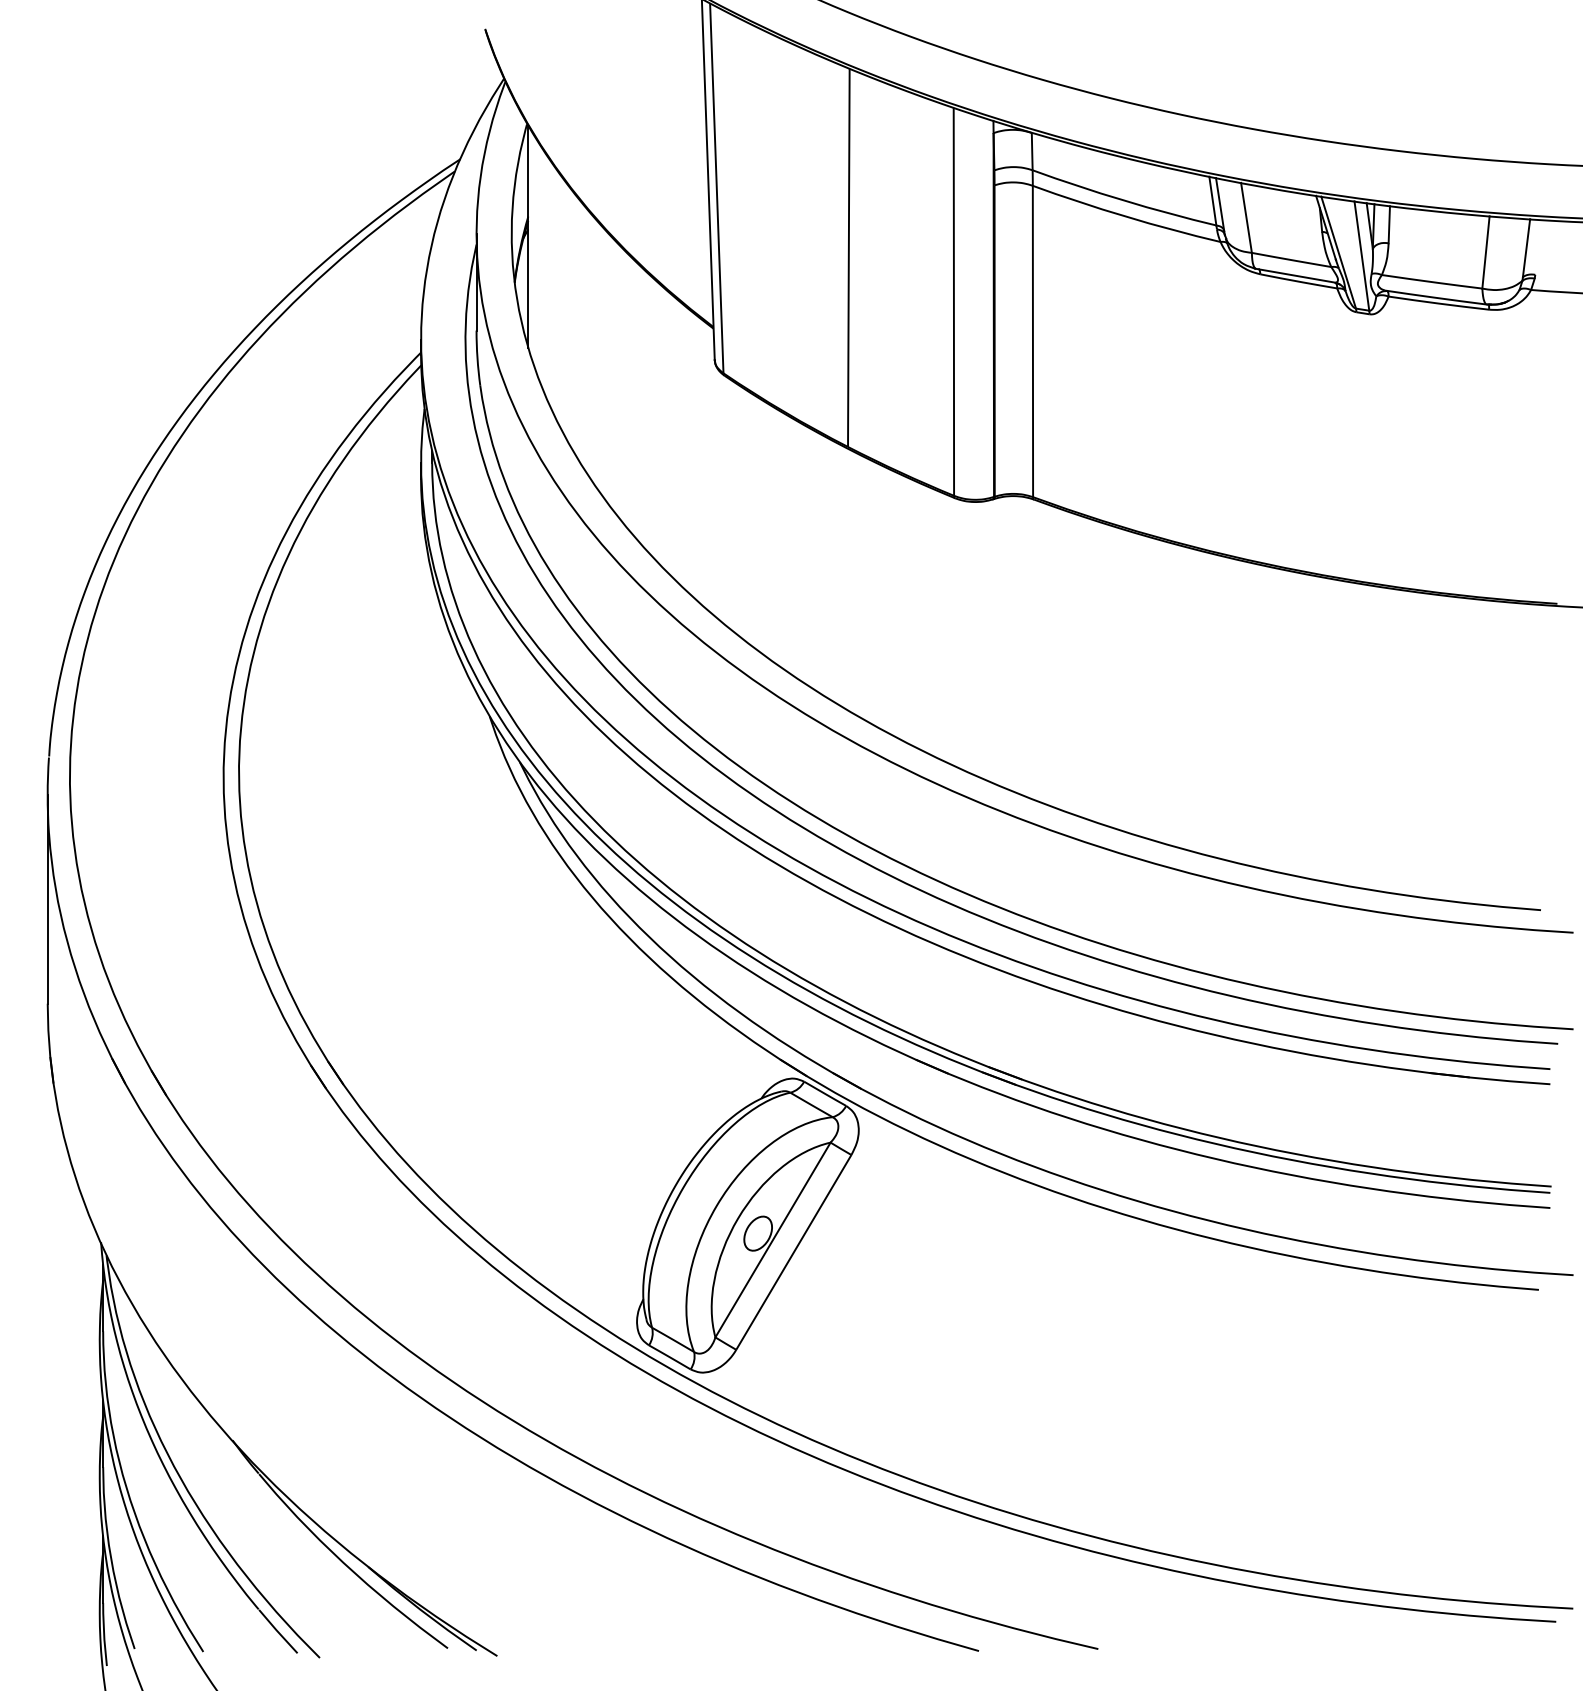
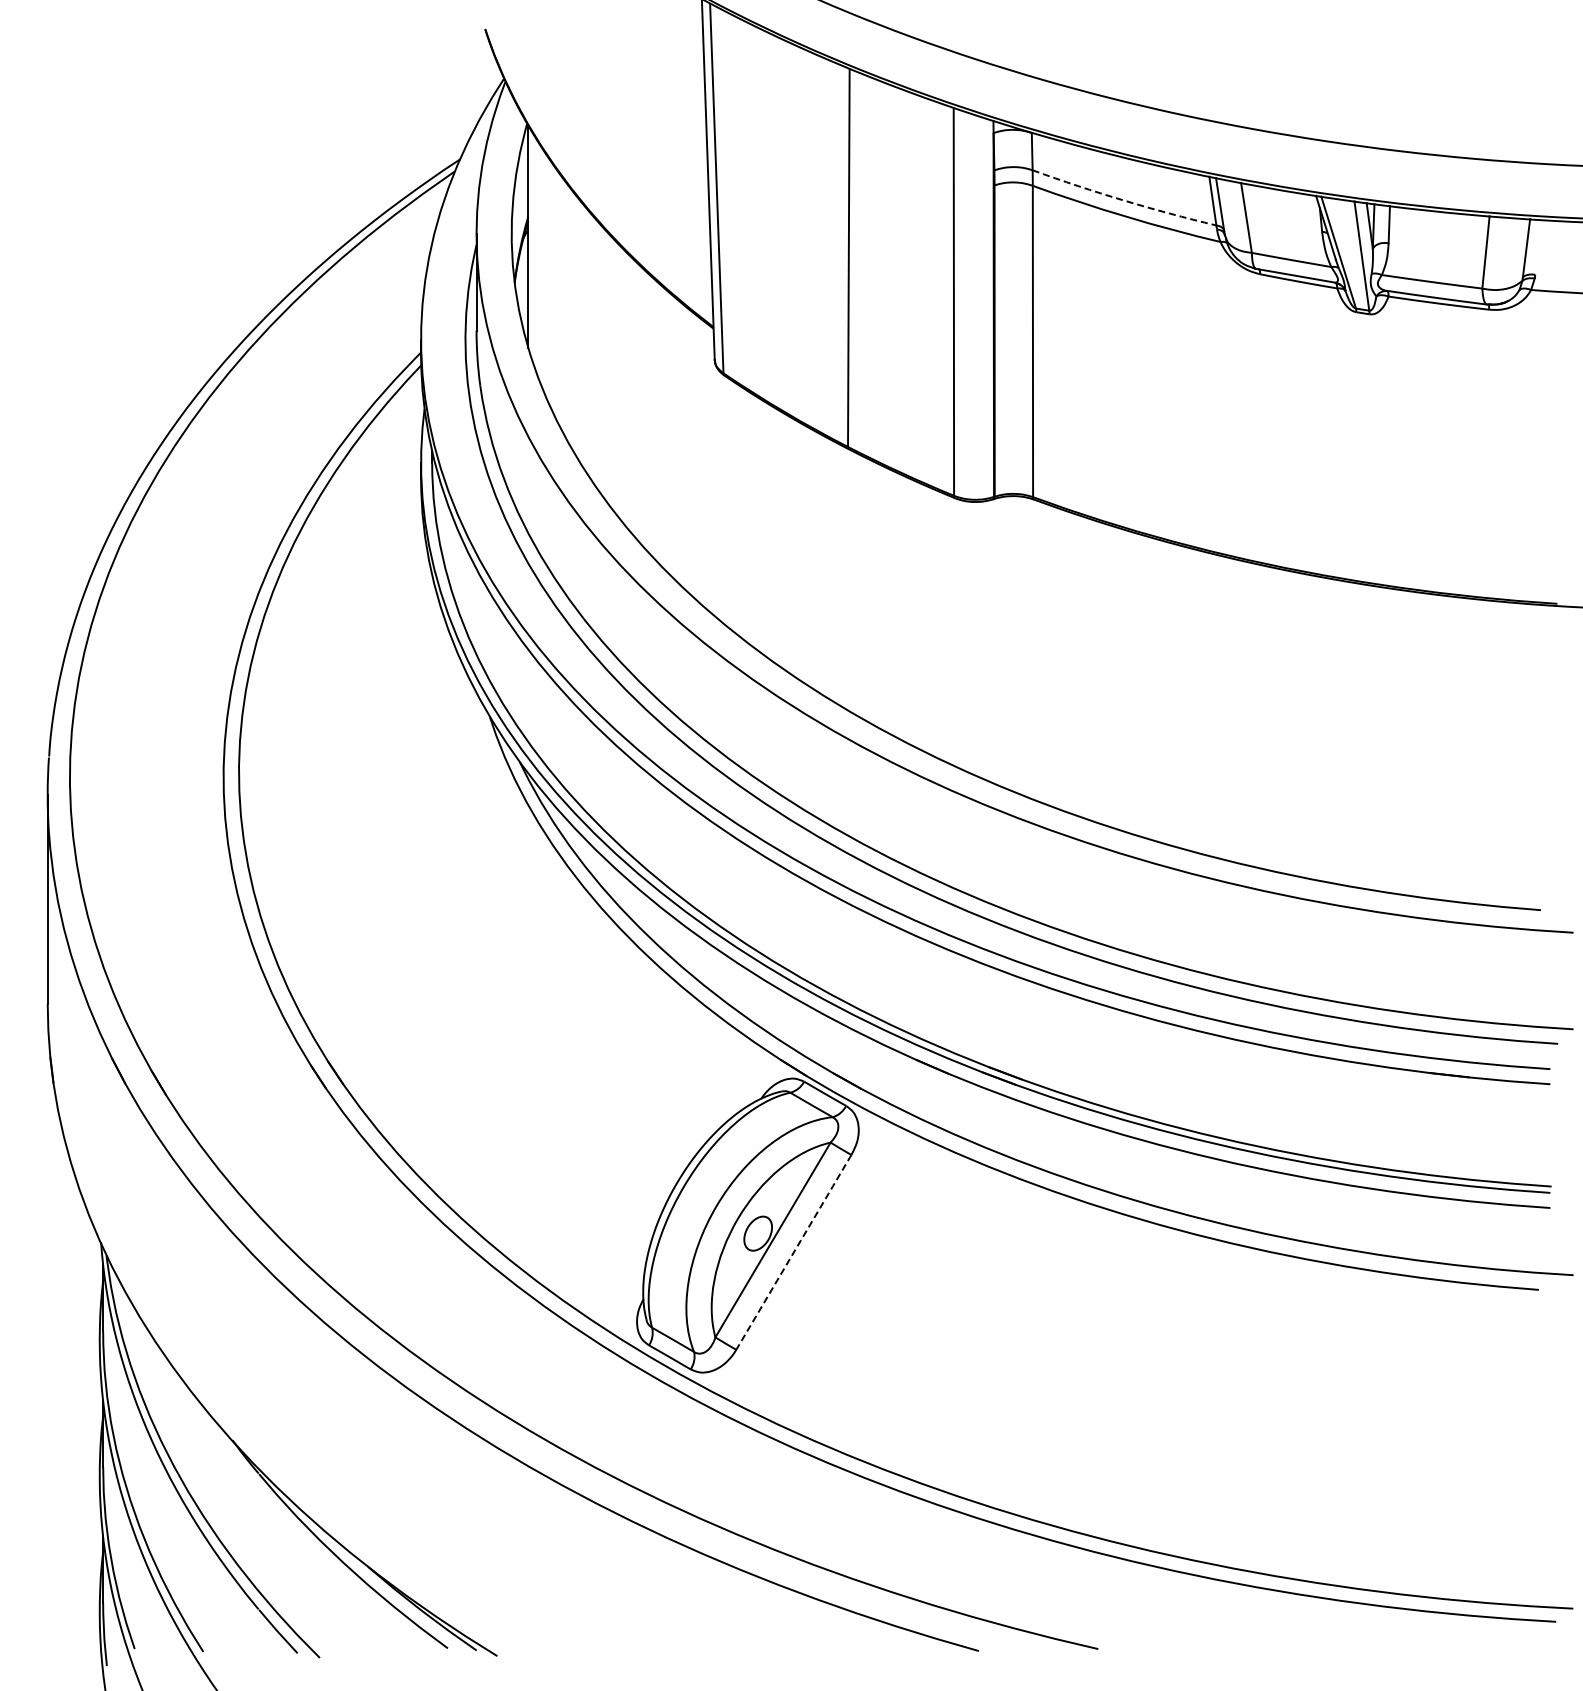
arc: solid -> dashed (1123, 200)
line: solid -> dashed (793, 1253)
